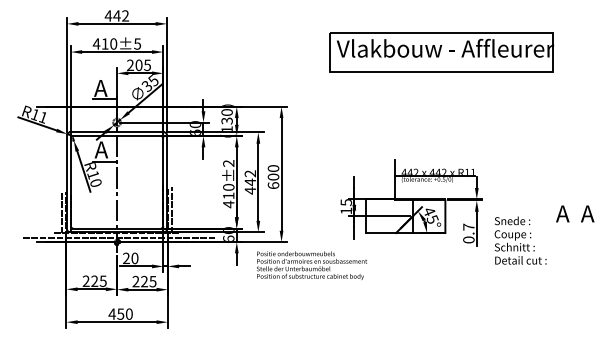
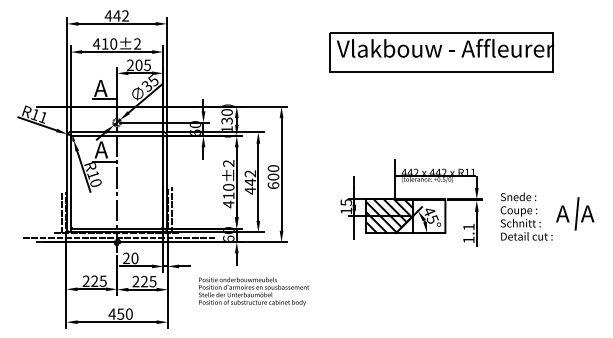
text: 410±5 -> 410±2 (137, 43)
line: none -> present (576, 213)
hatch: none -> present (389, 216)
text: 0.7 -> 1.1 (468, 233)
text position: (520, 240) -> (526, 216) (526, 216)
part position: (311, 265) -> (253, 291) (253, 291)
